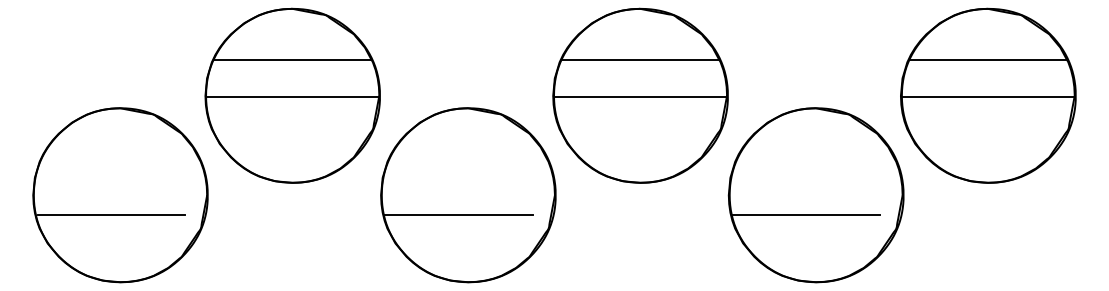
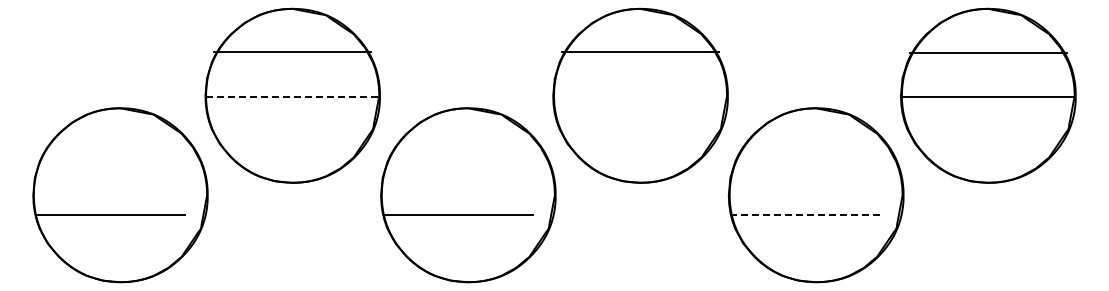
line position: (292, 59) -> (292, 51) (292, 51)
line position: (640, 59) -> (640, 51) (640, 51)
line position: (987, 59) -> (987, 52) (987, 52)
line: solid -> dashed (292, 97)
line: present -> none (640, 97)
line: solid -> dashed (806, 215)
